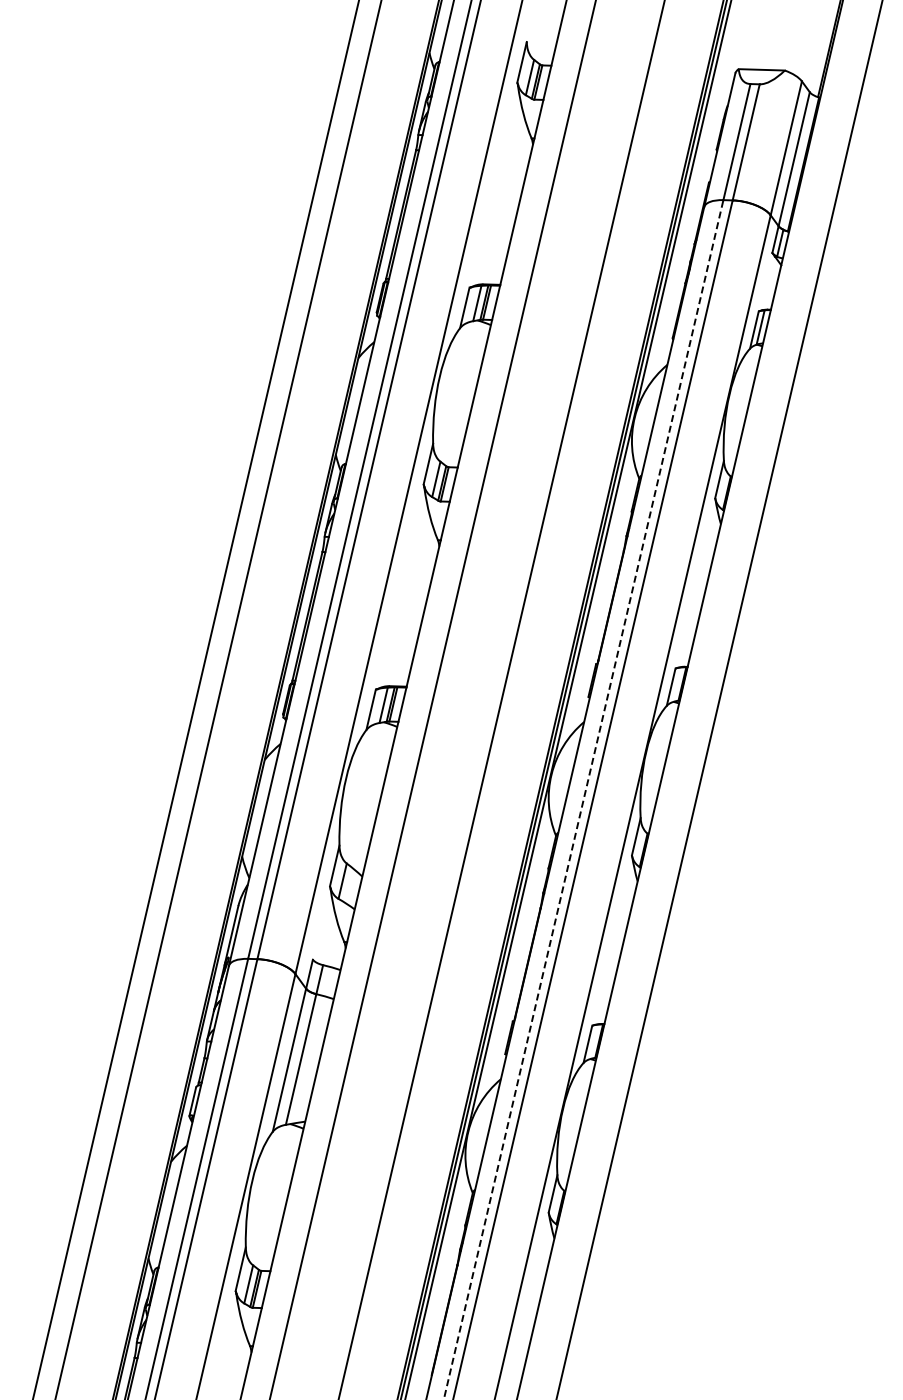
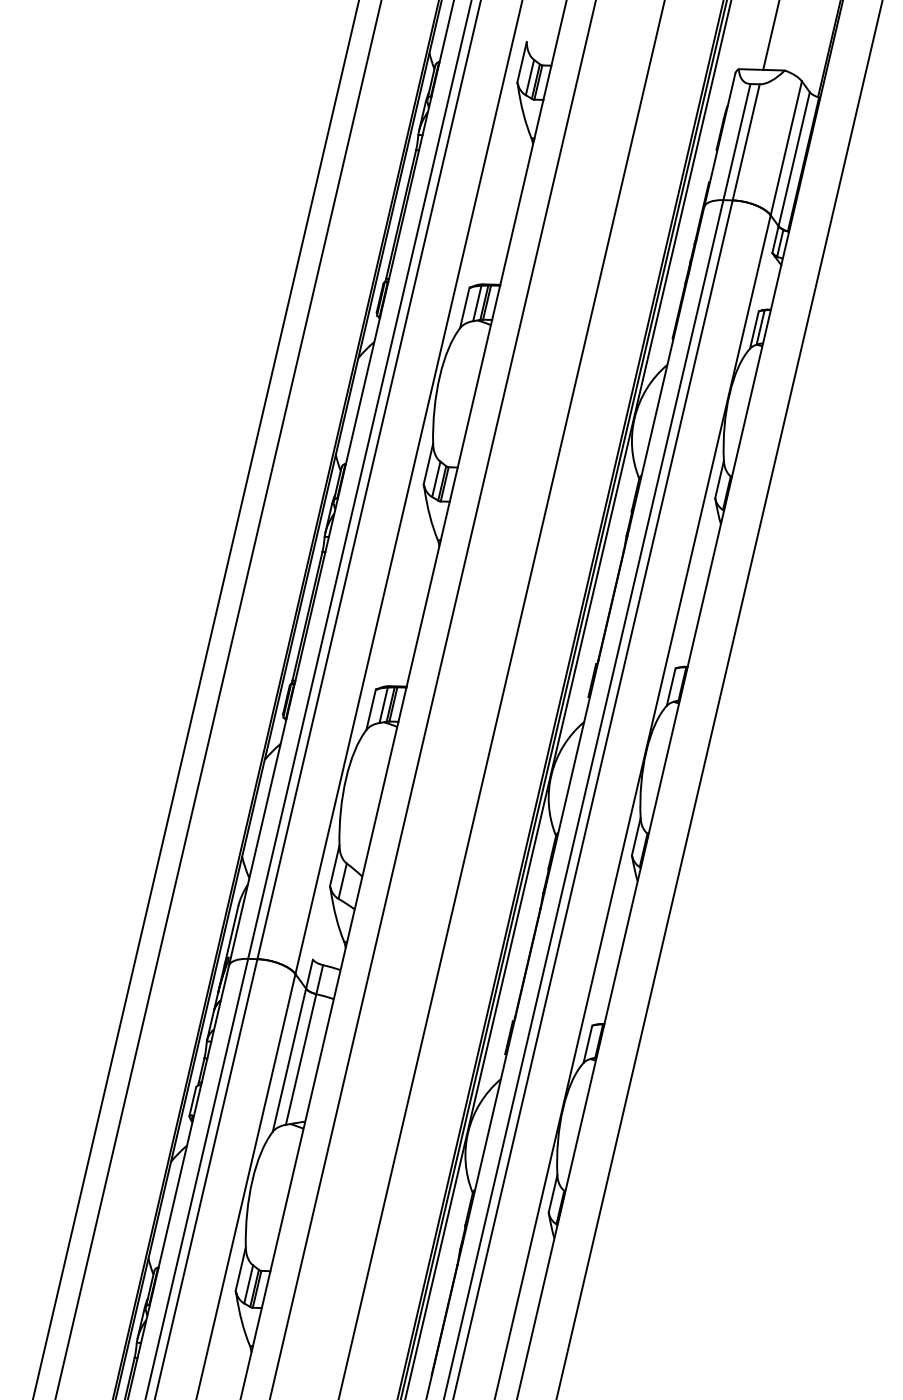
line: none -> present (770, 35)
line: dashed -> solid (583, 799)
